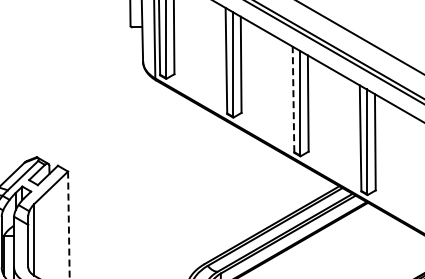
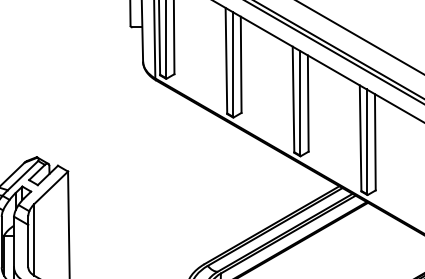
line: dashed -> solid (293, 99)
line: dashed -> solid (68, 225)
